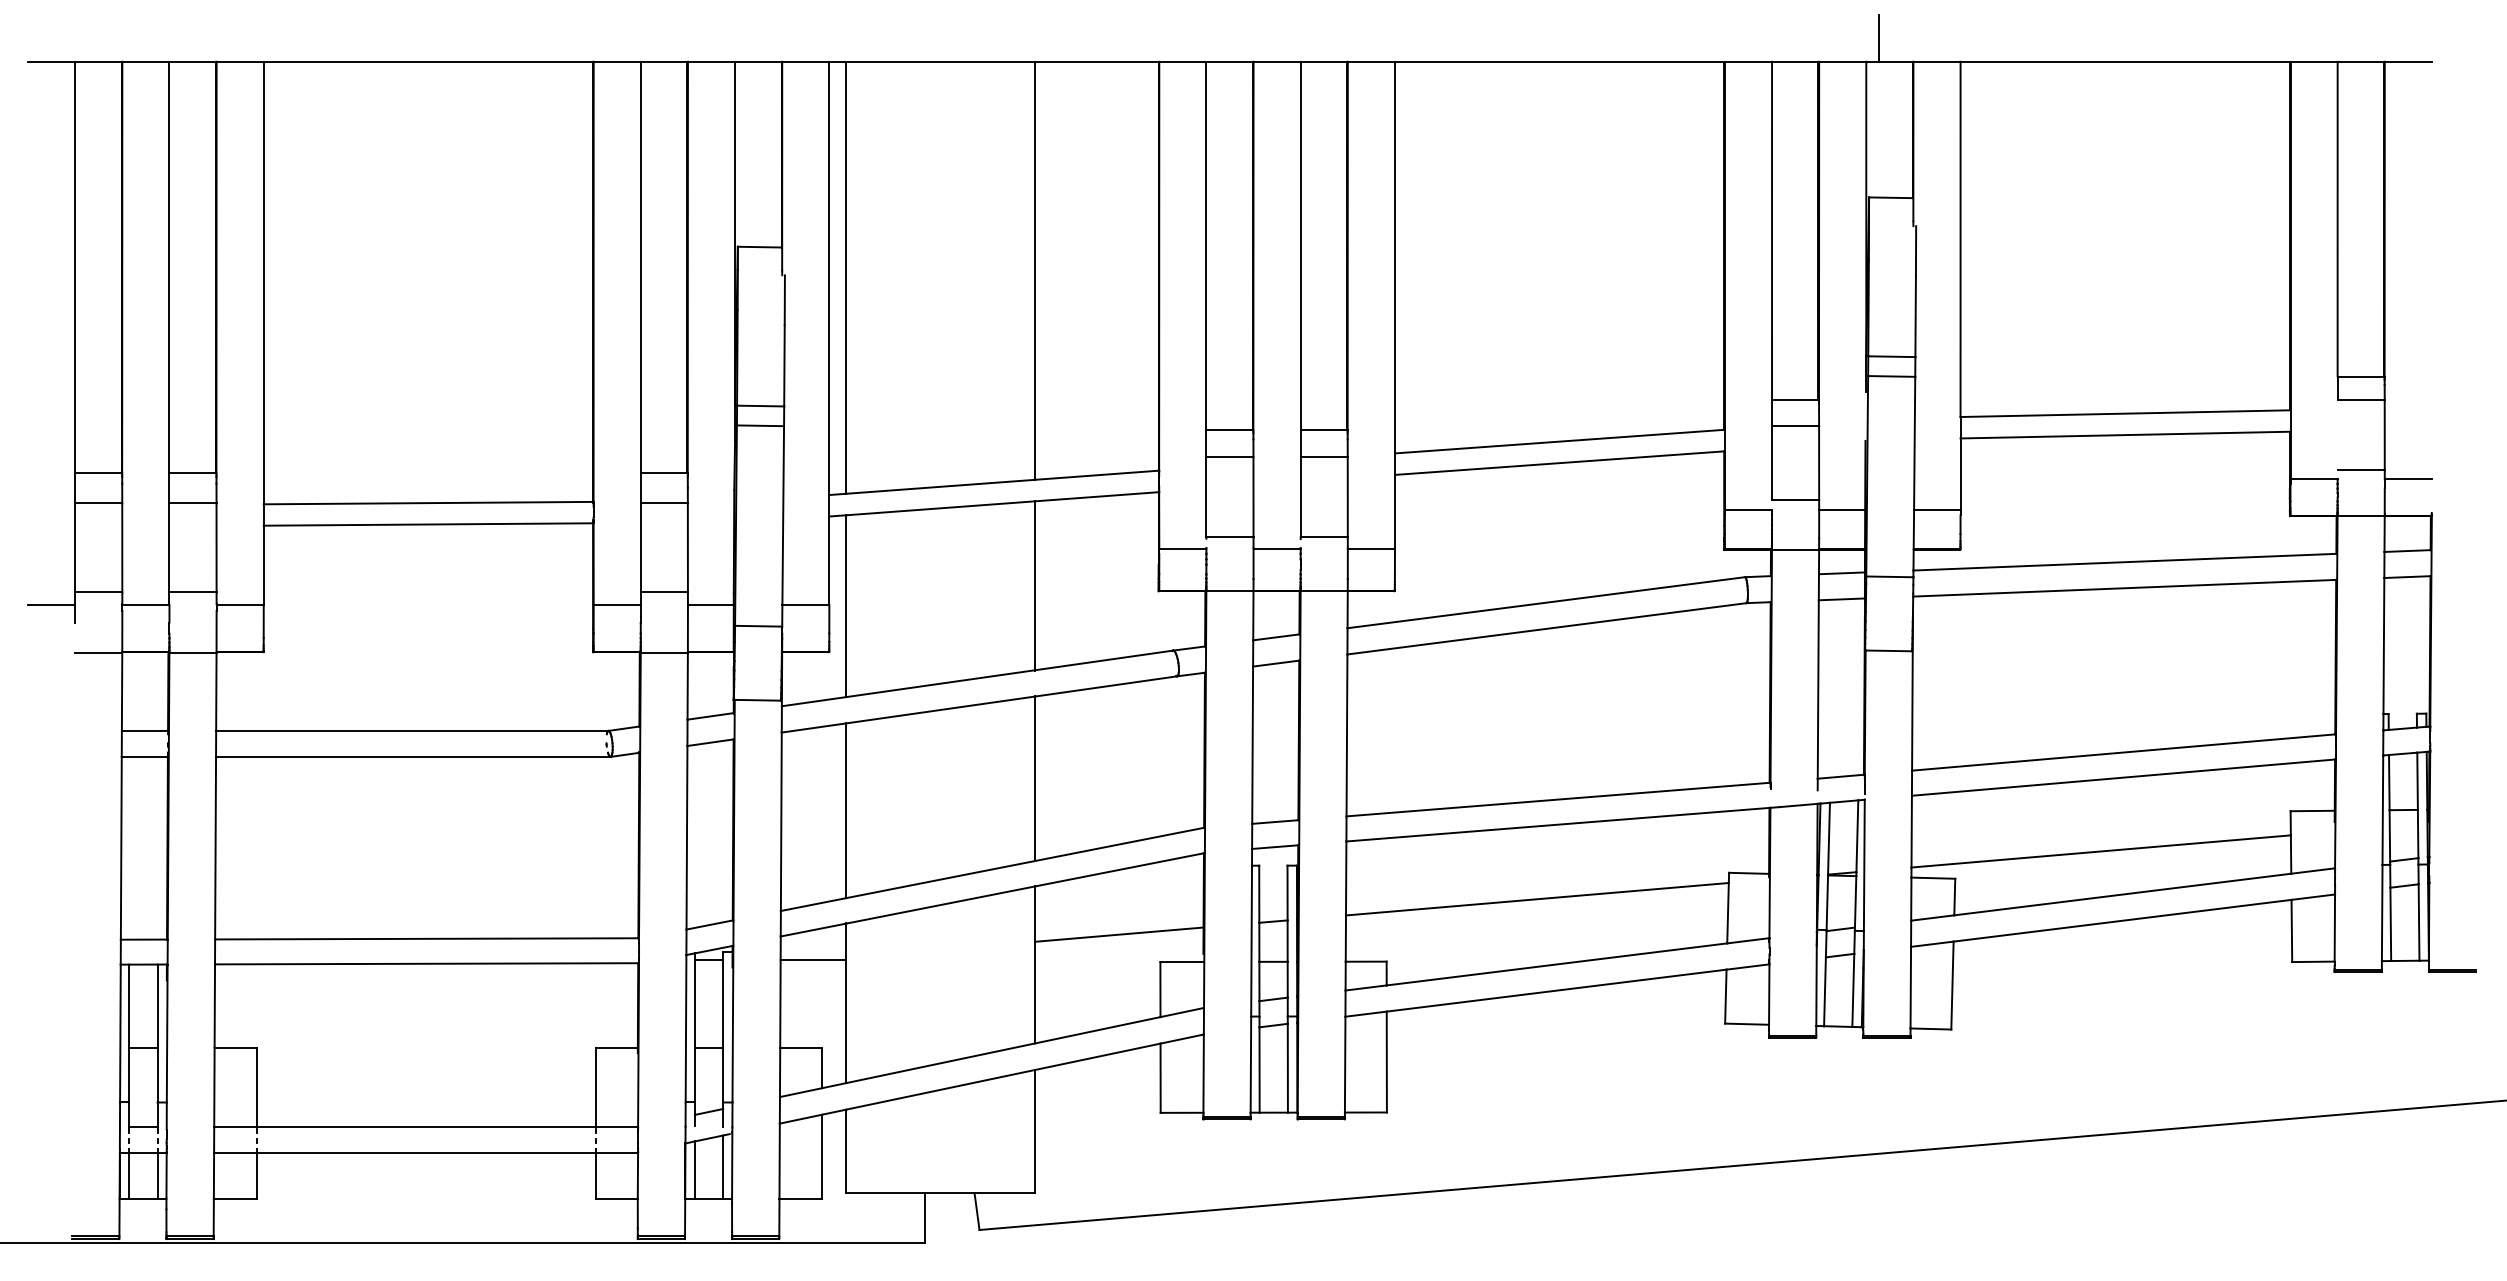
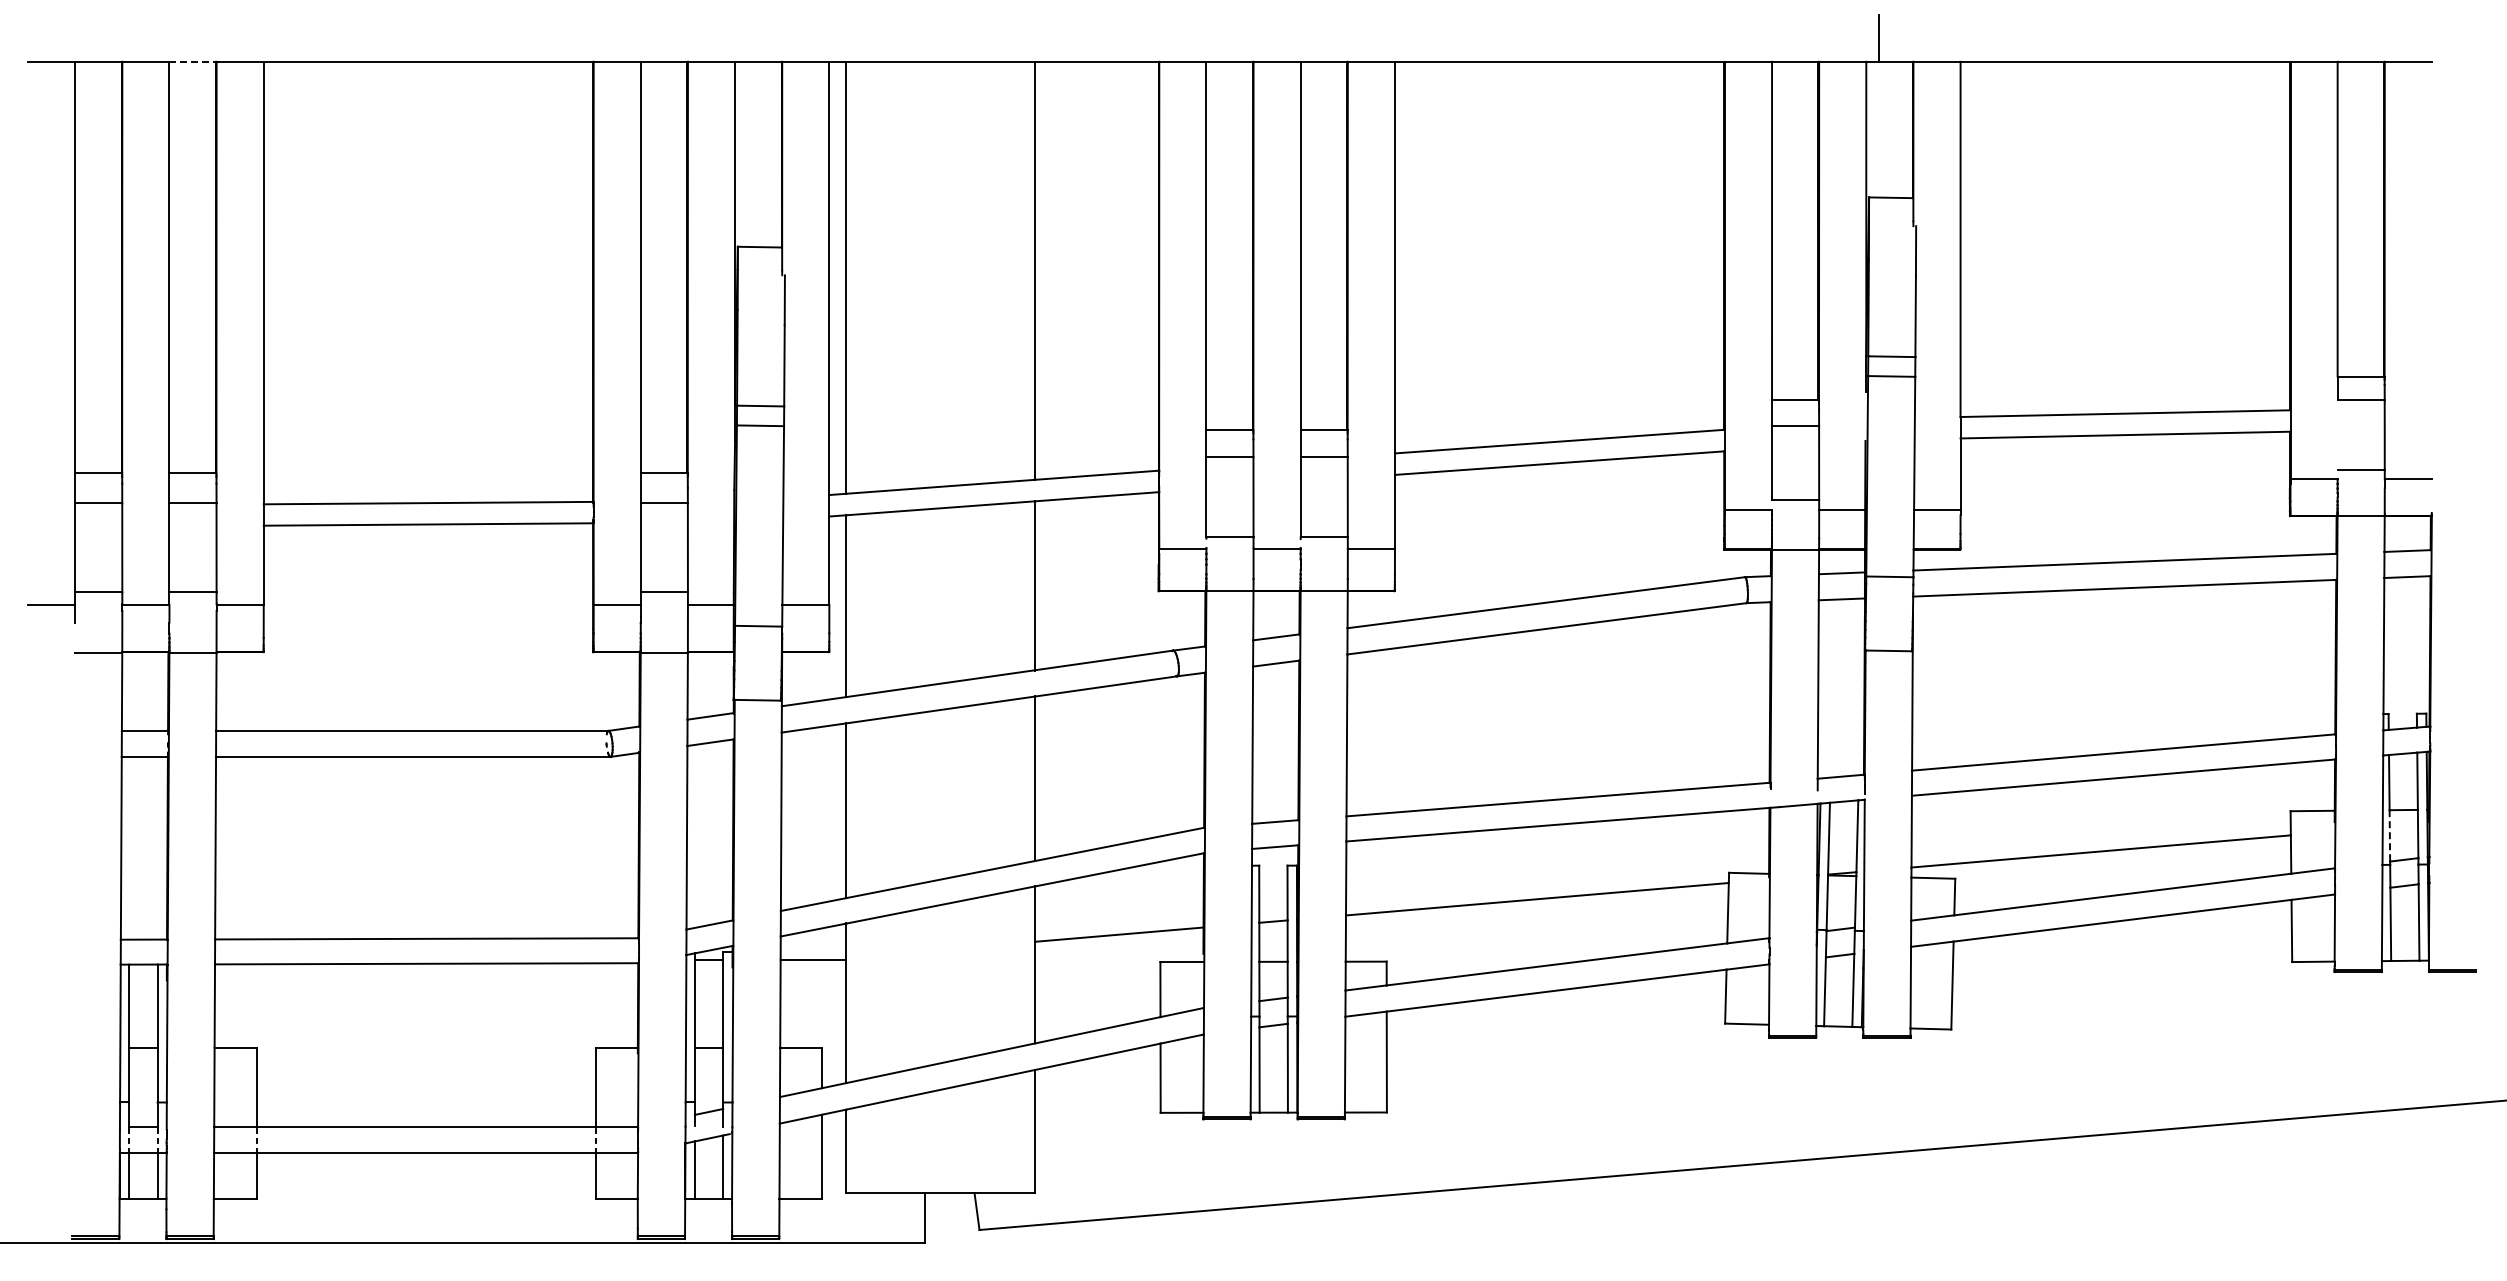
line: solid -> dashed (193, 61)
line: solid -> dashed (2389, 835)
